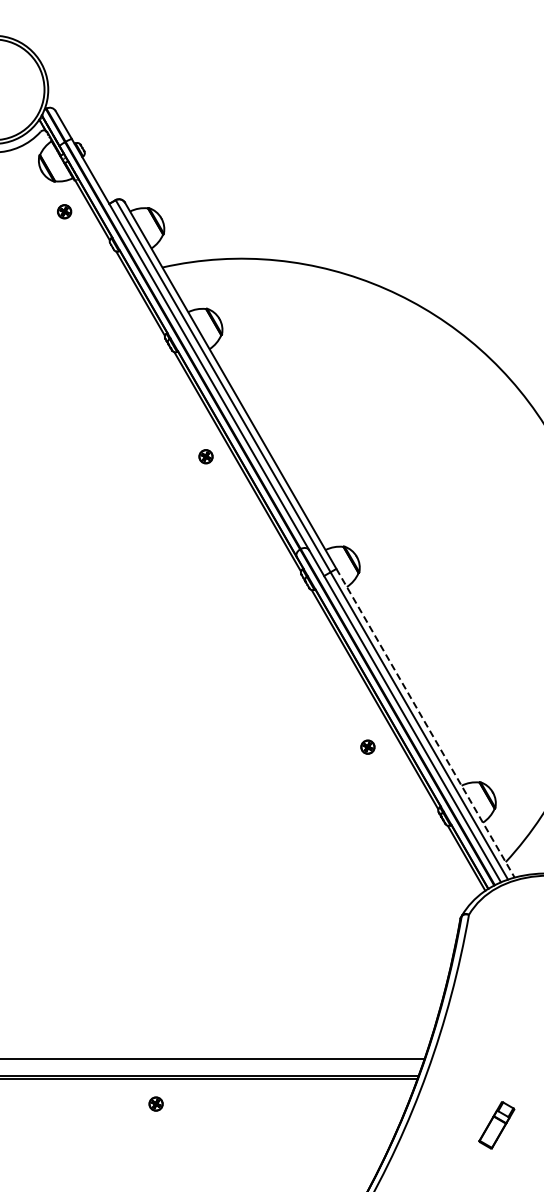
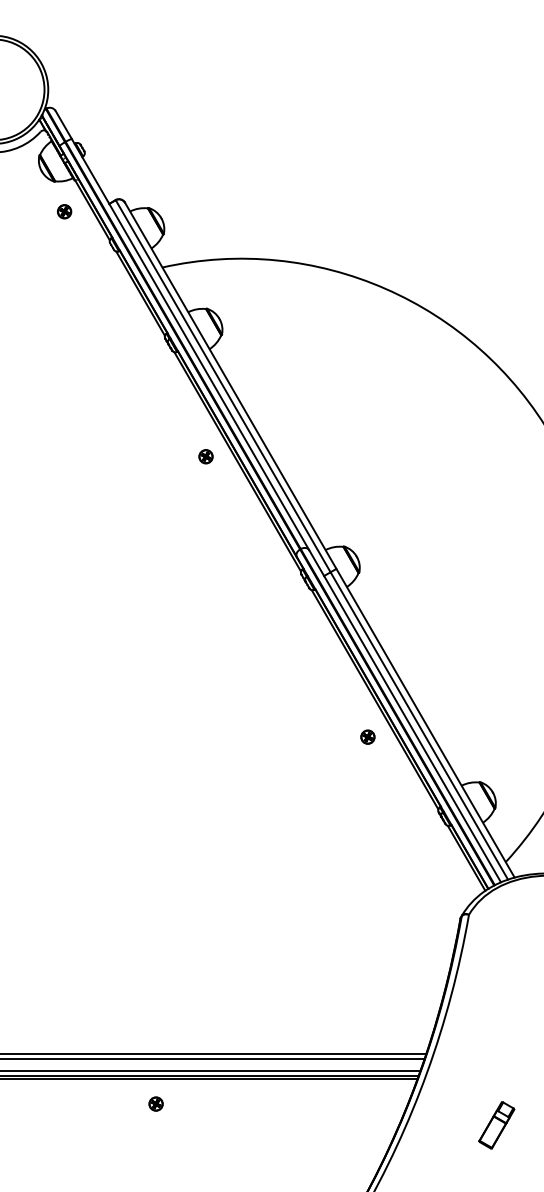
line: dashed -> solid (425, 723)
part position: (367, 746) -> (367, 736) (367, 736)
line: none -> present (214, 1054)
line: none -> present (211, 1071)
